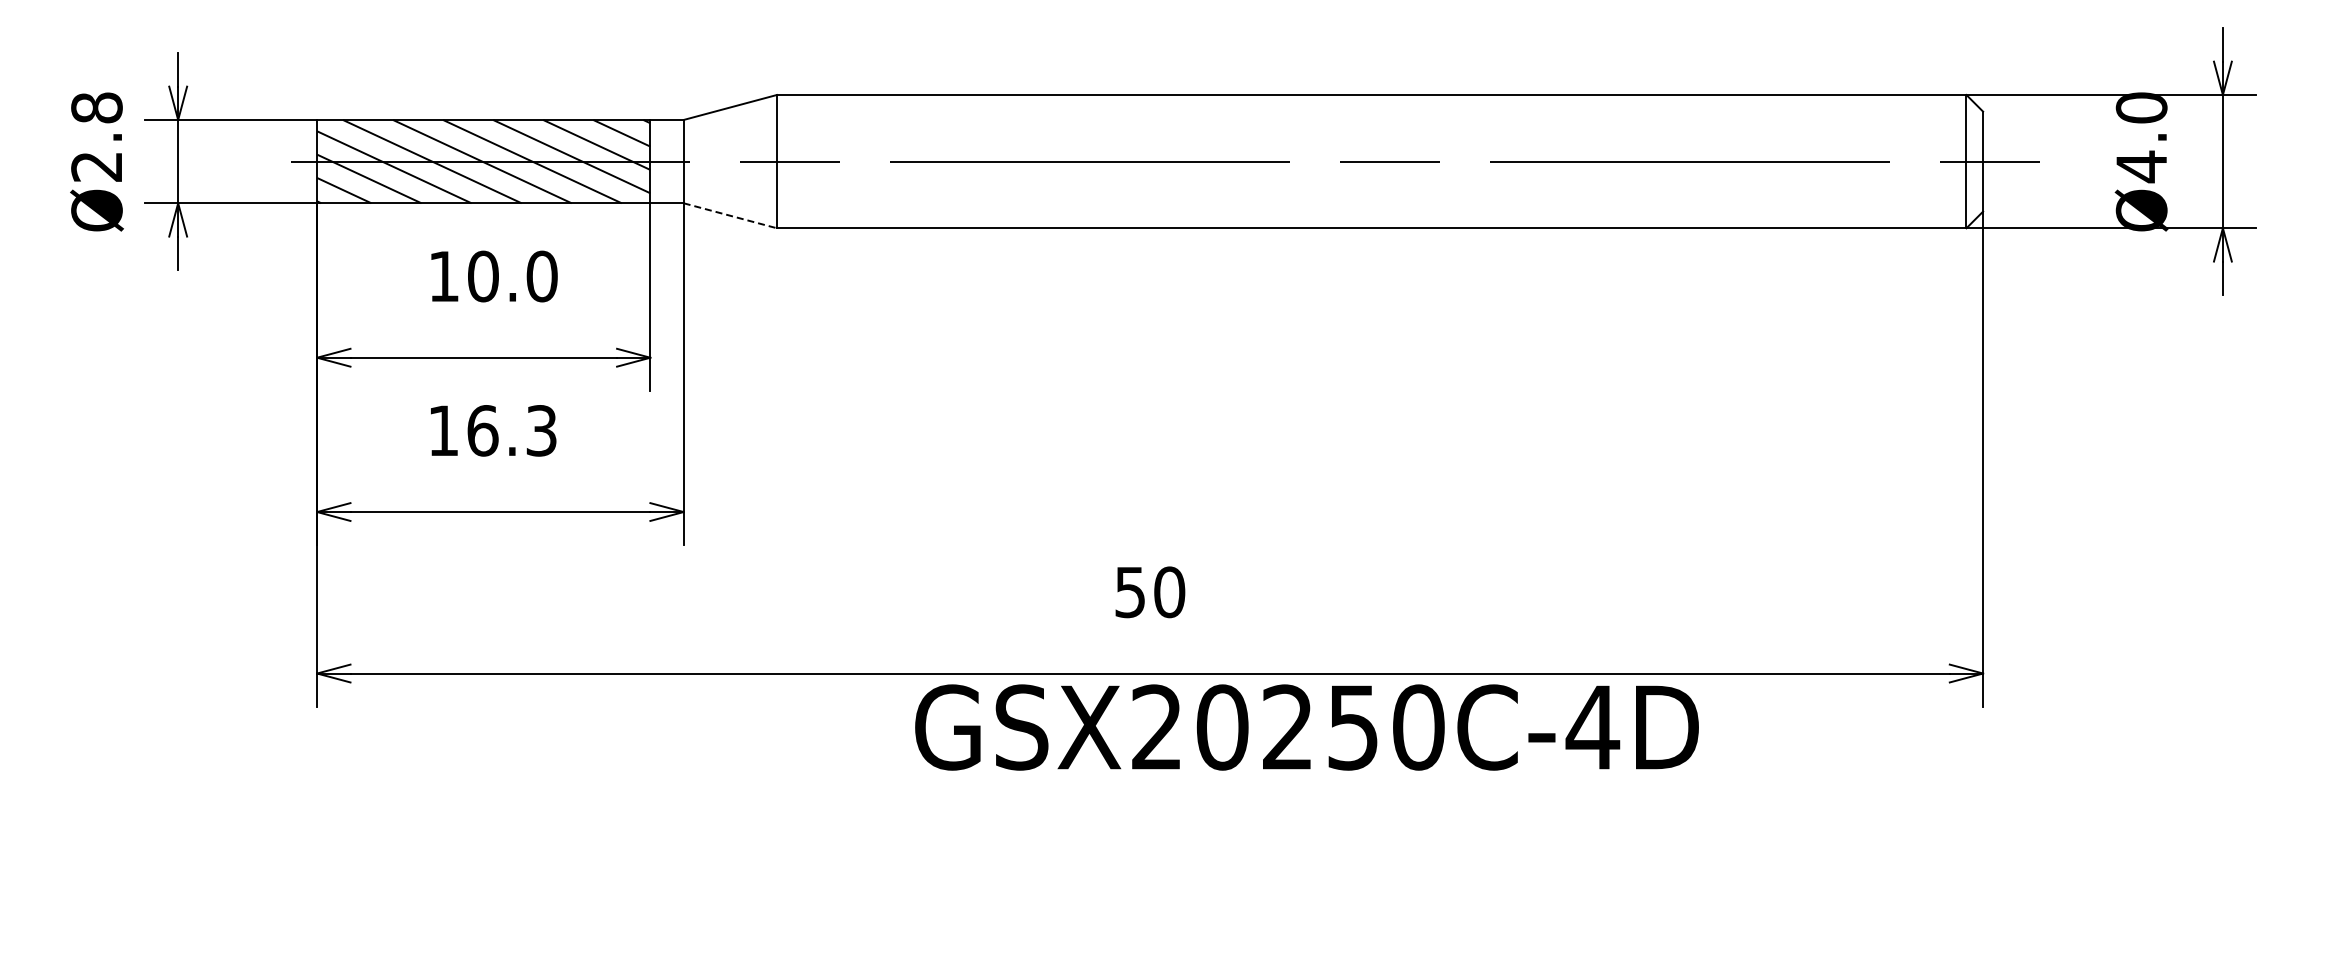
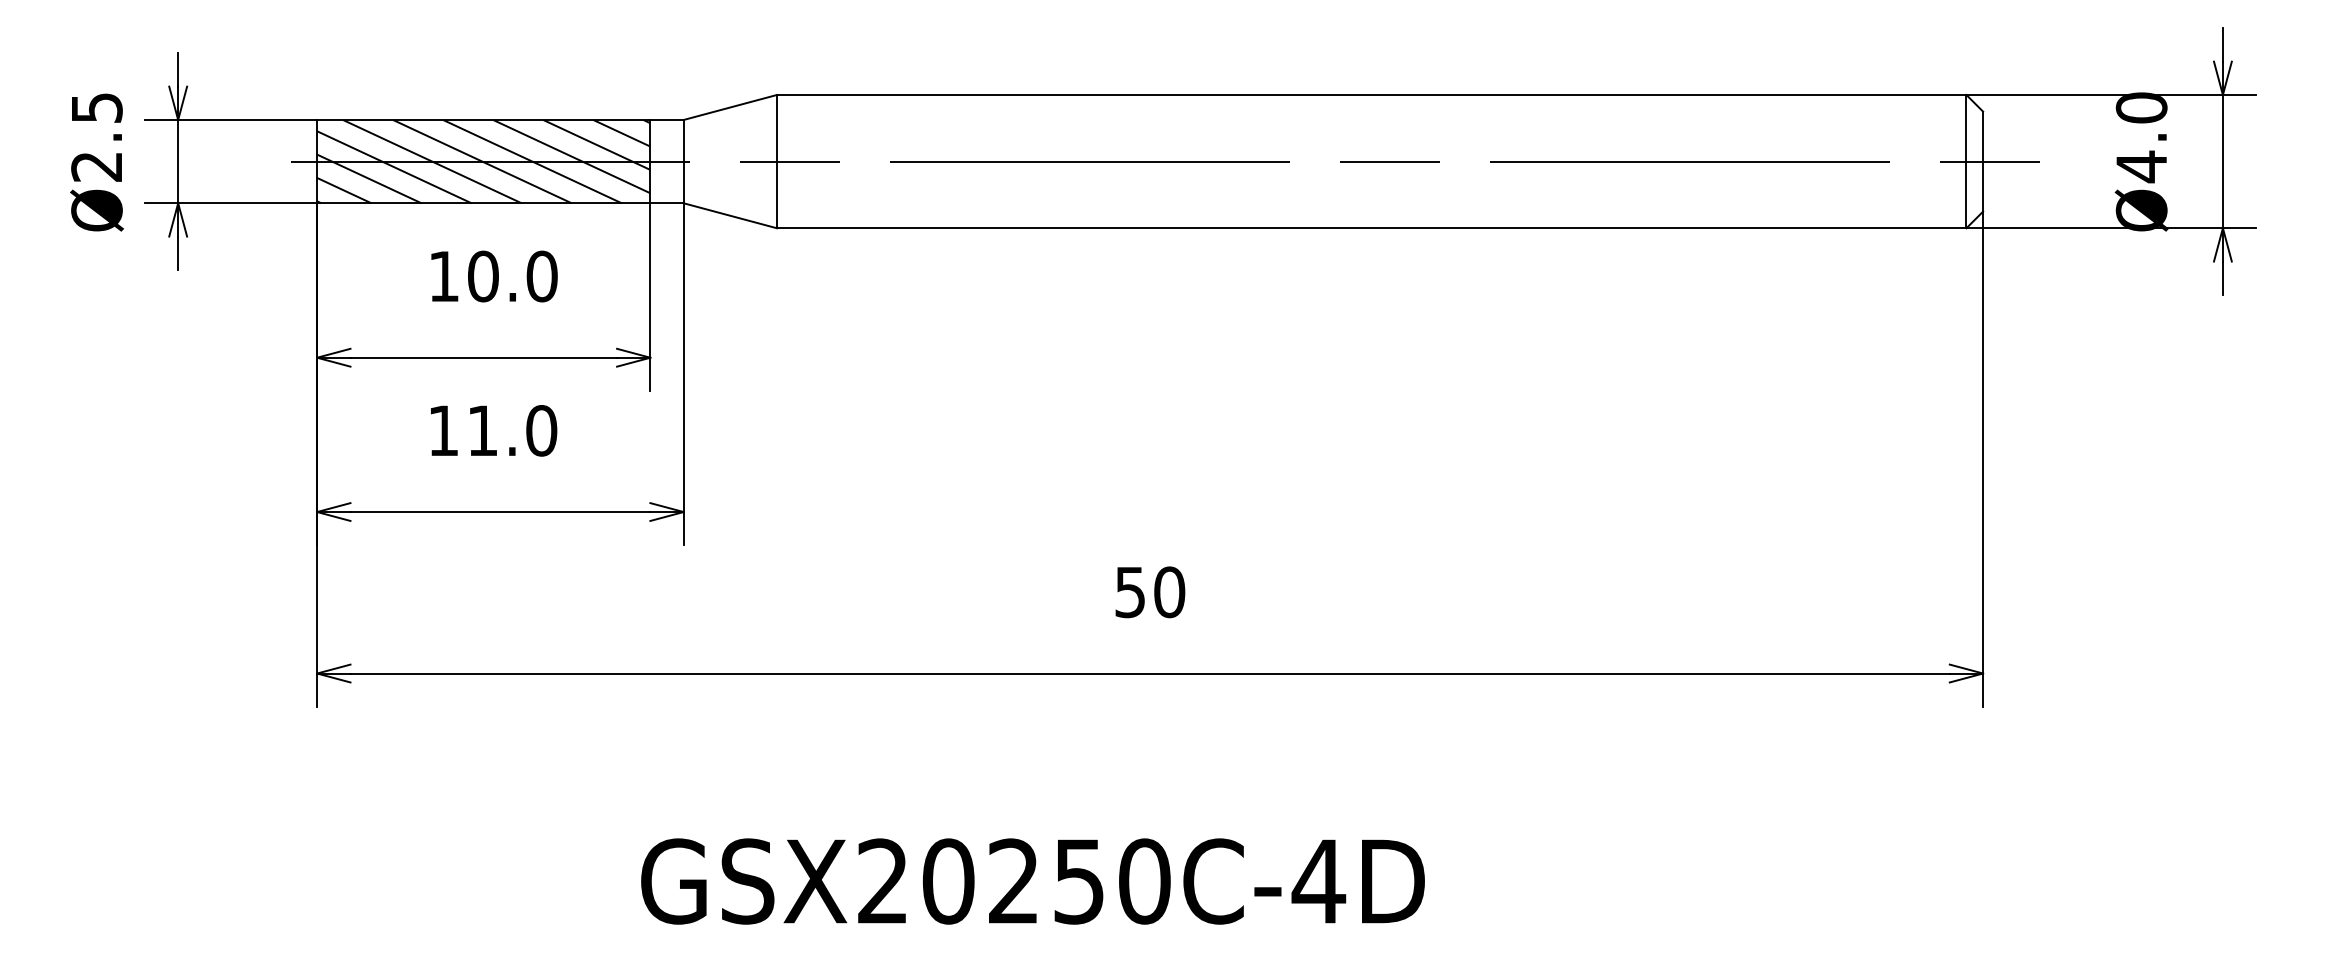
text: Ø2.8 -> Ø2.5 (96, 107)
line: dashed -> solid (730, 215)
text: 16.3 -> 11.0 (512, 430)
text position: (1306, 727) -> (1032, 881) (1032, 881)
